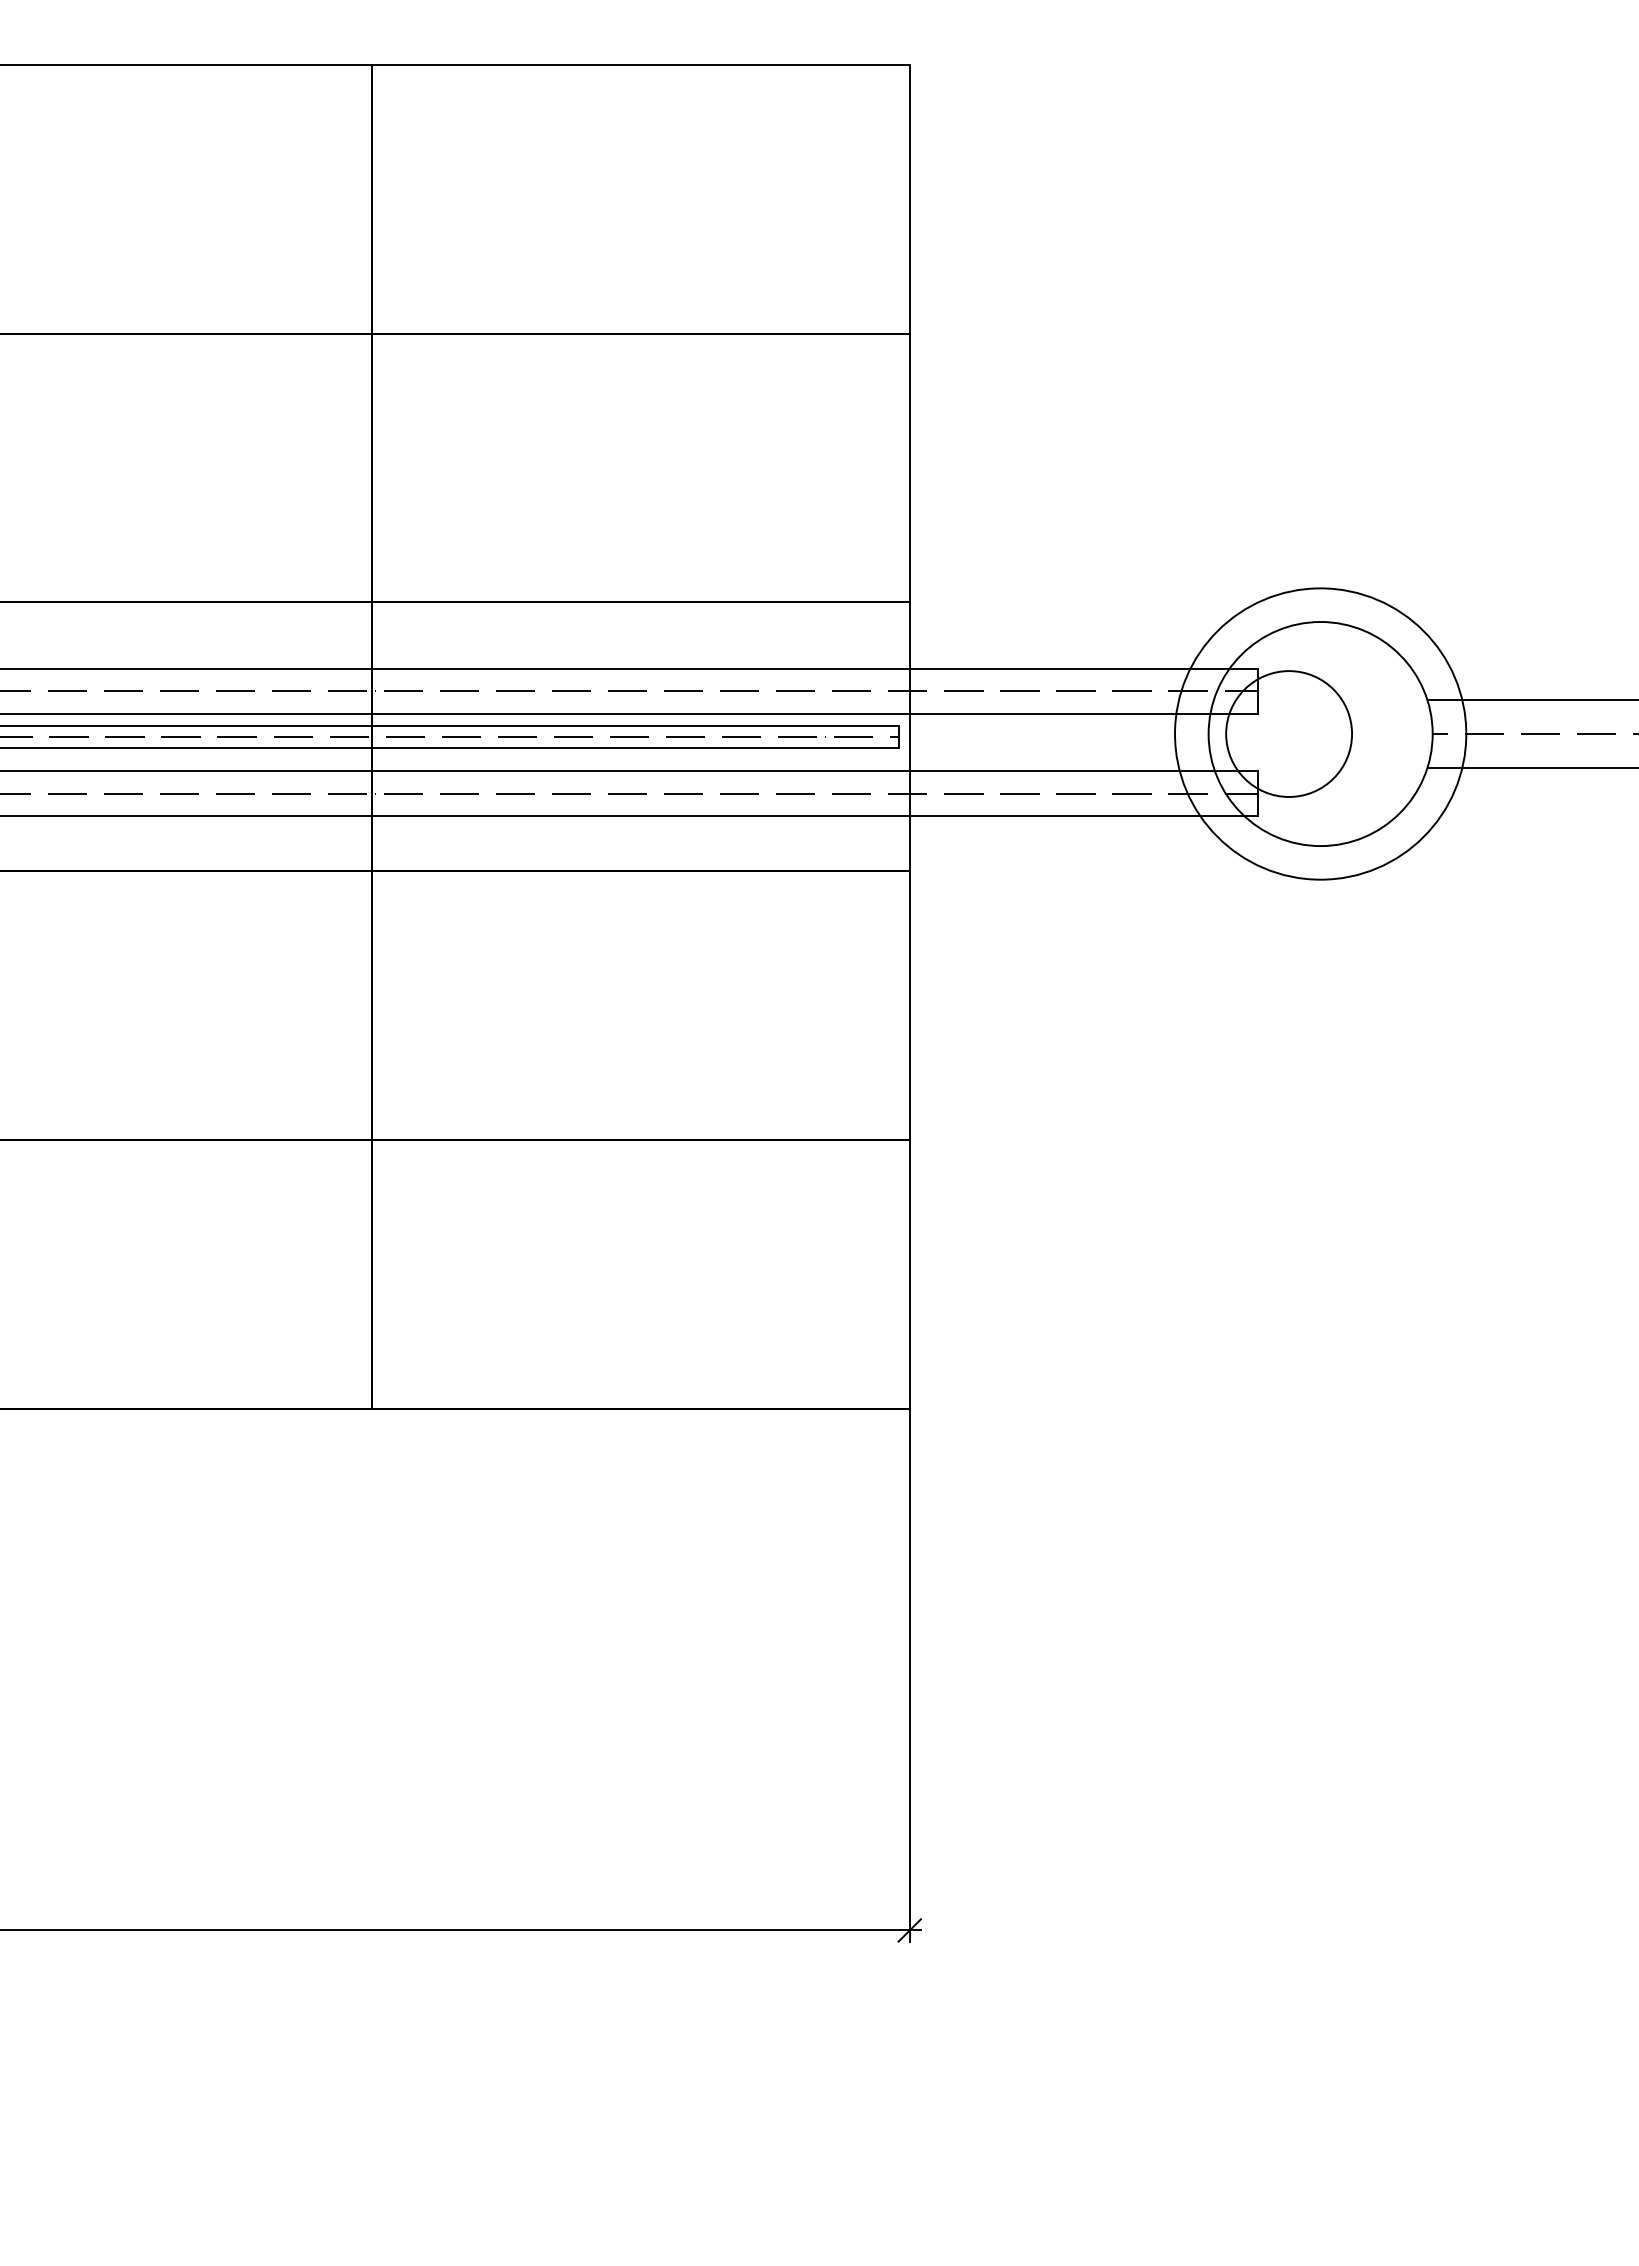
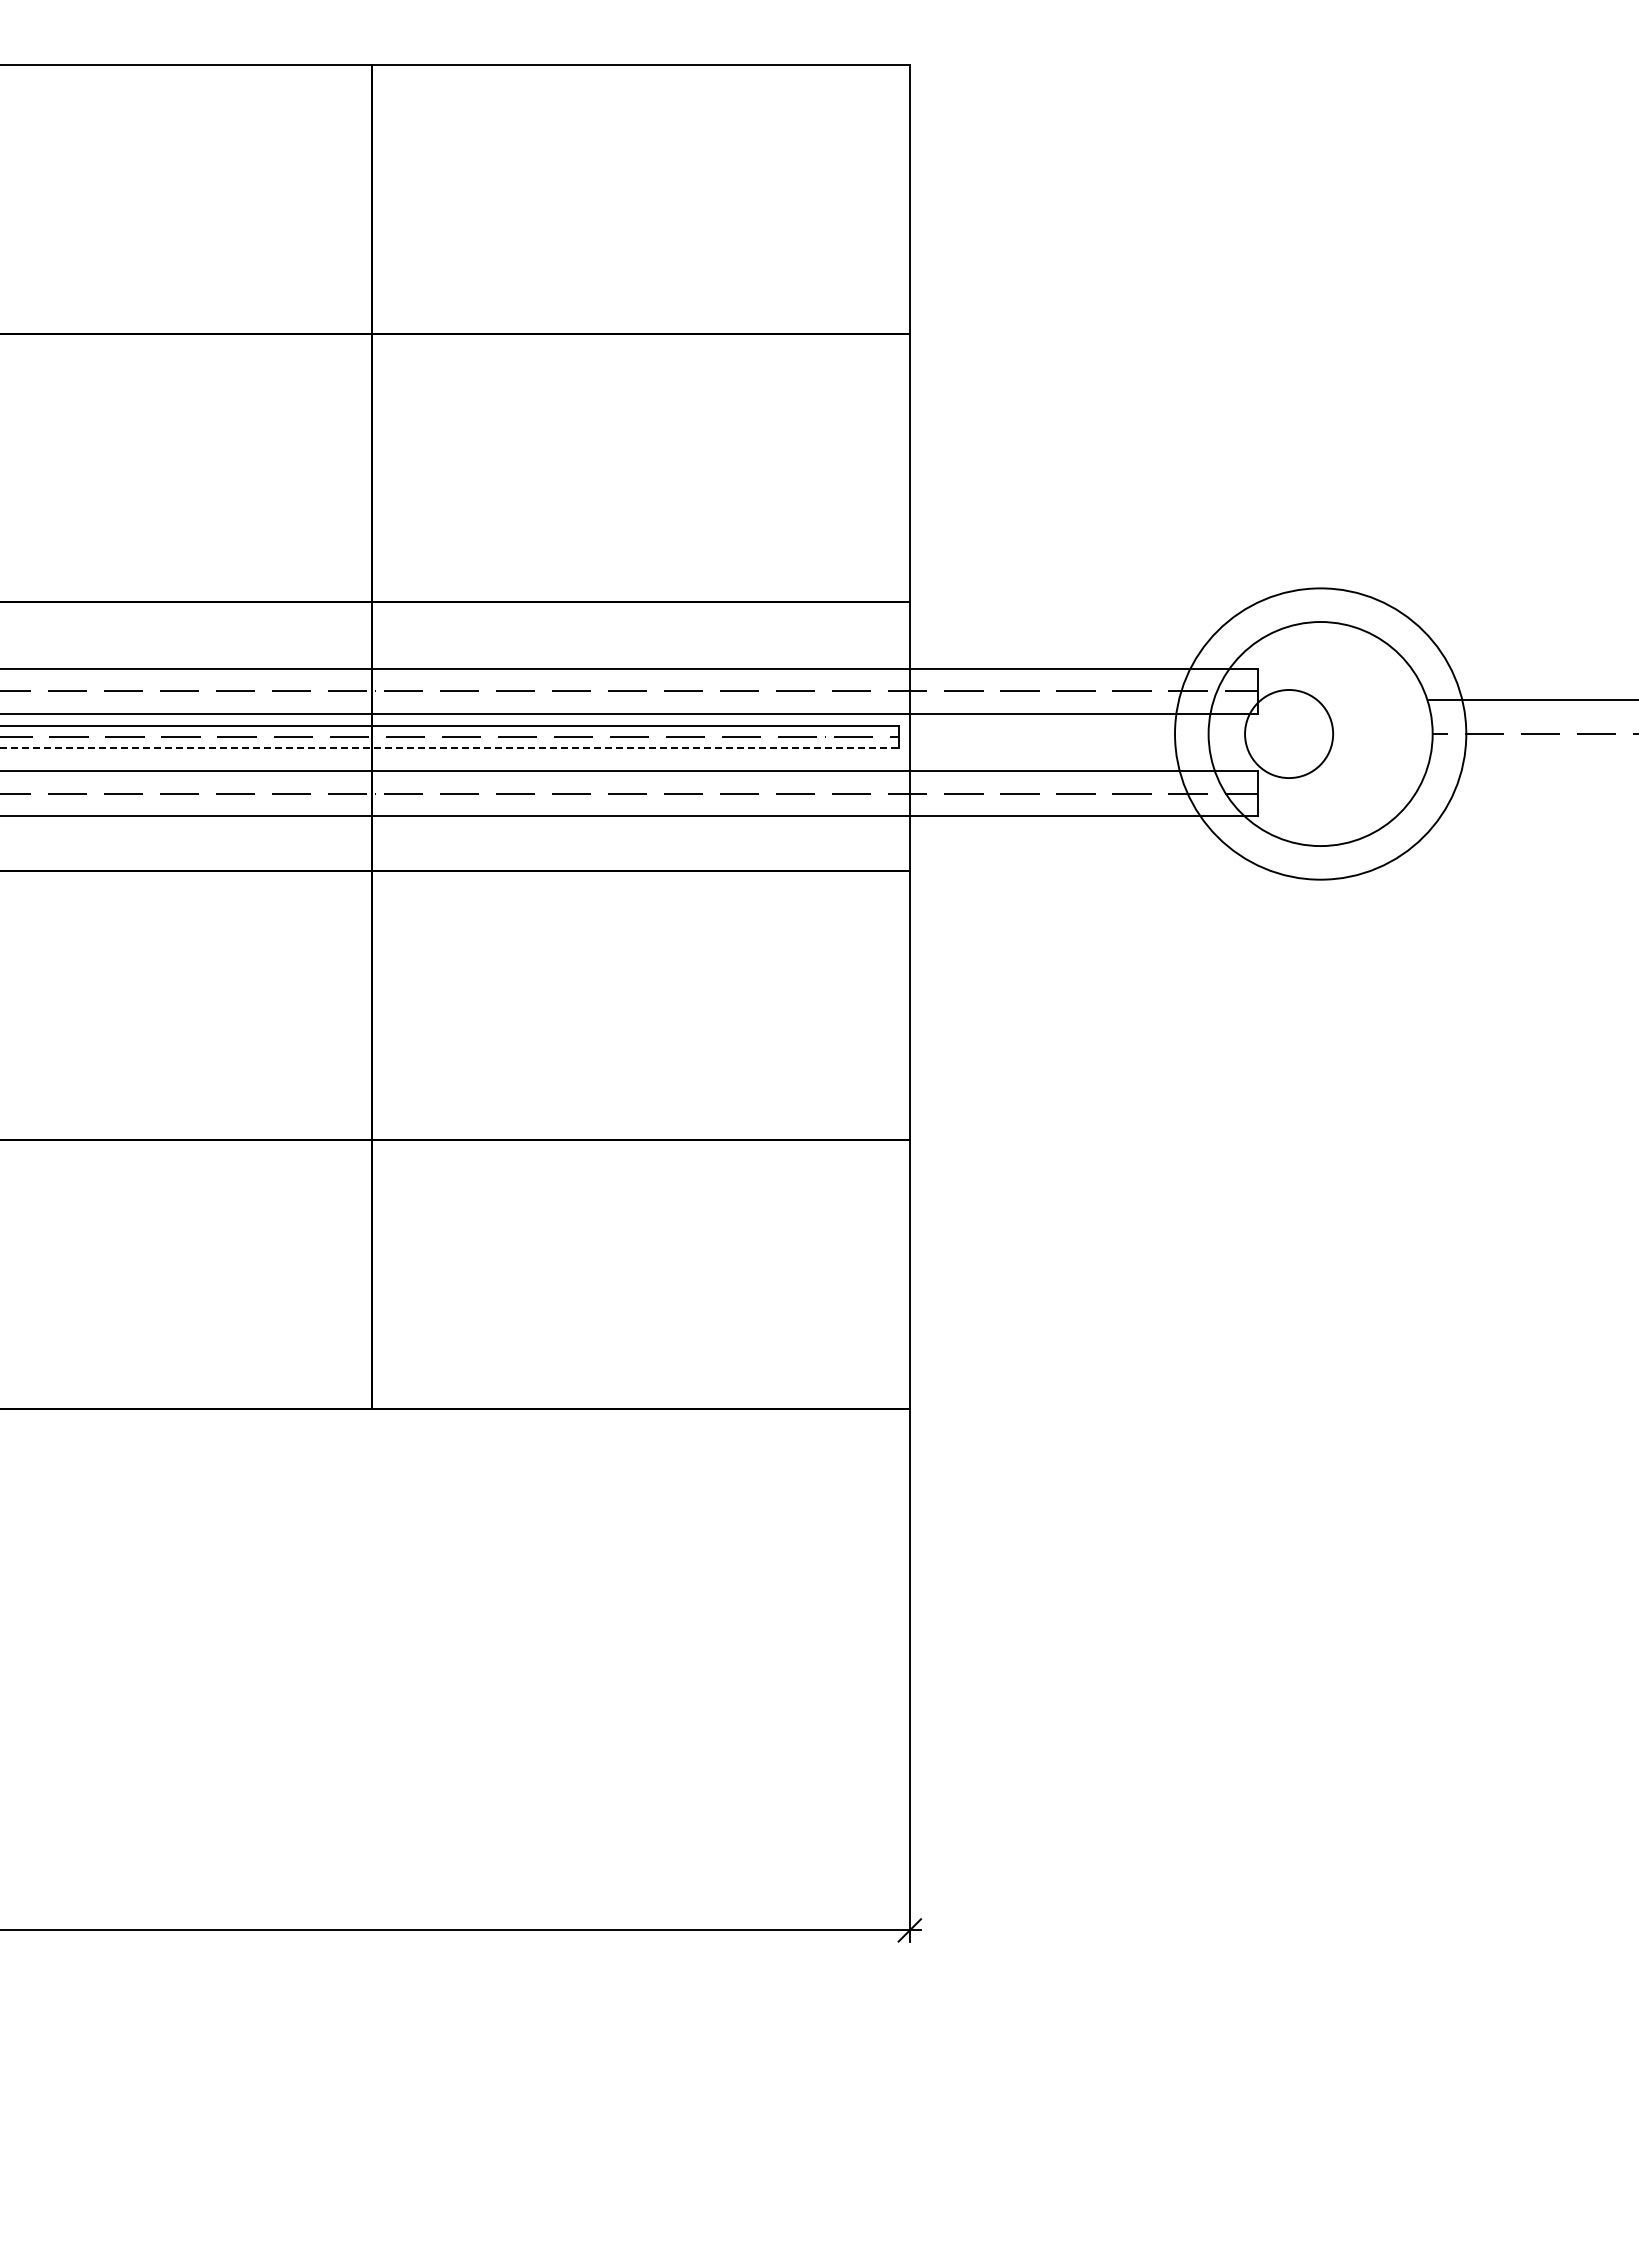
circle diameter: 126 px -> 88 px (1289, 733)
line: solid -> dashed (449, 748)
line: present -> none (1531, 767)
